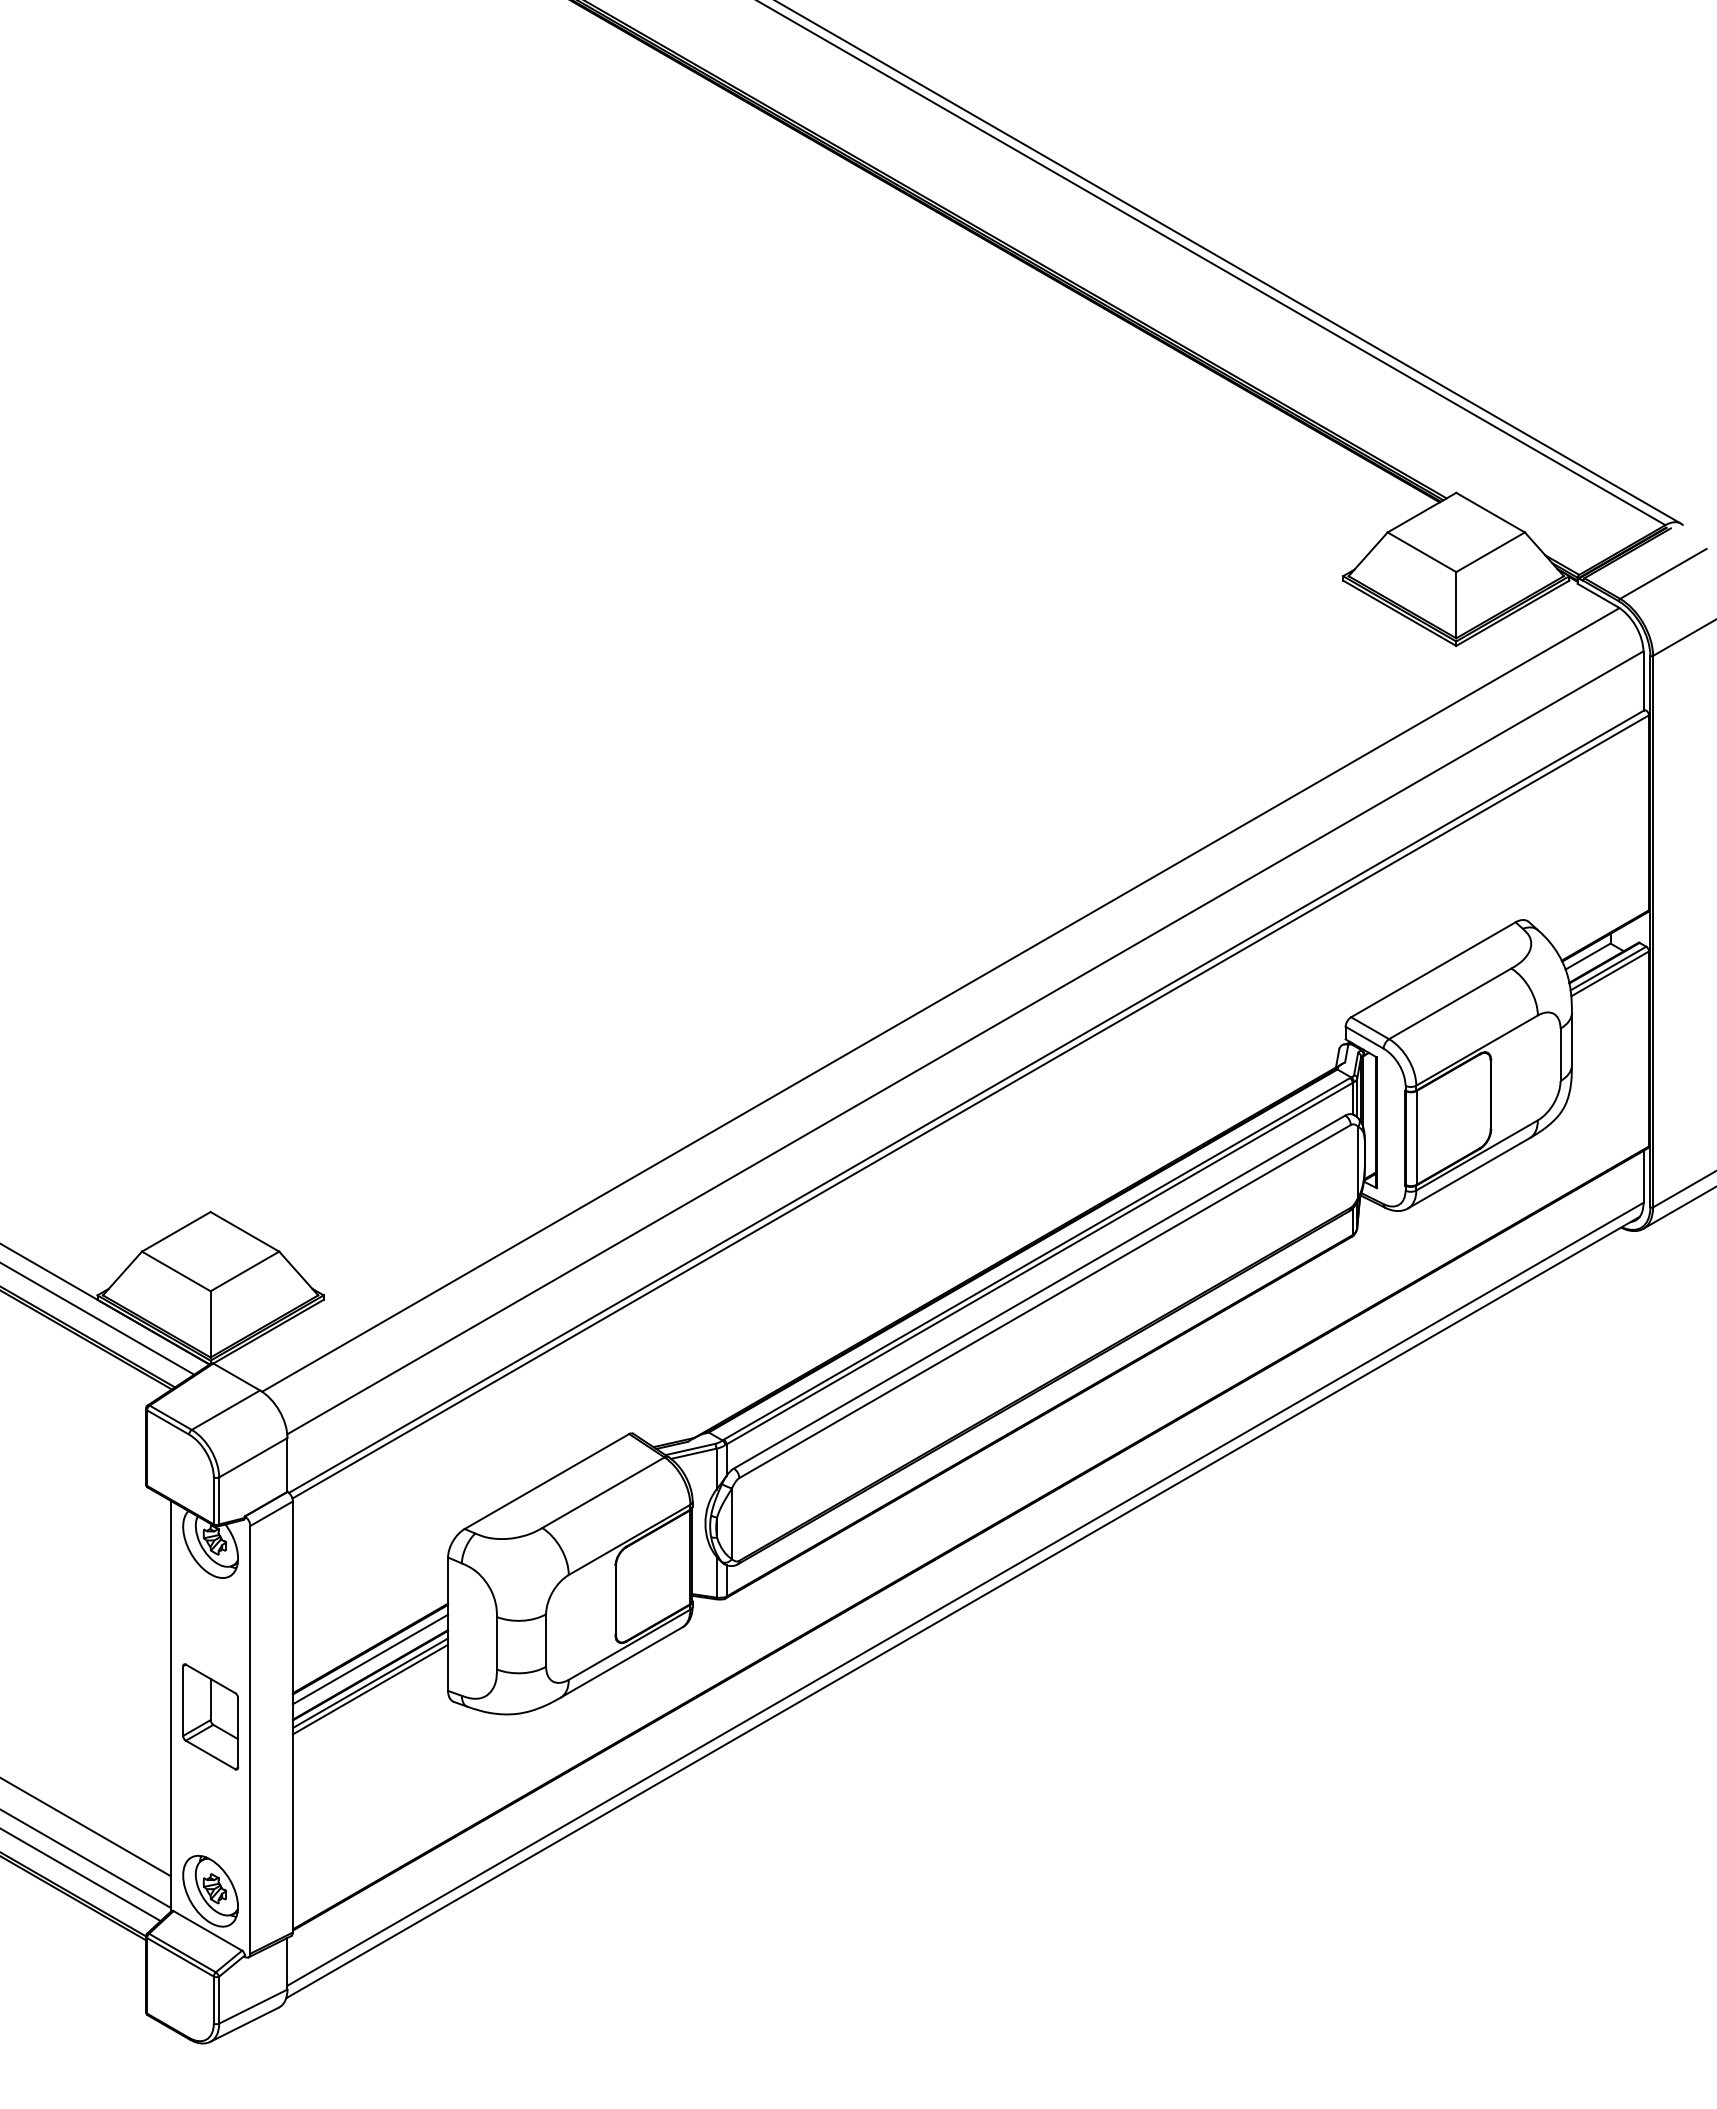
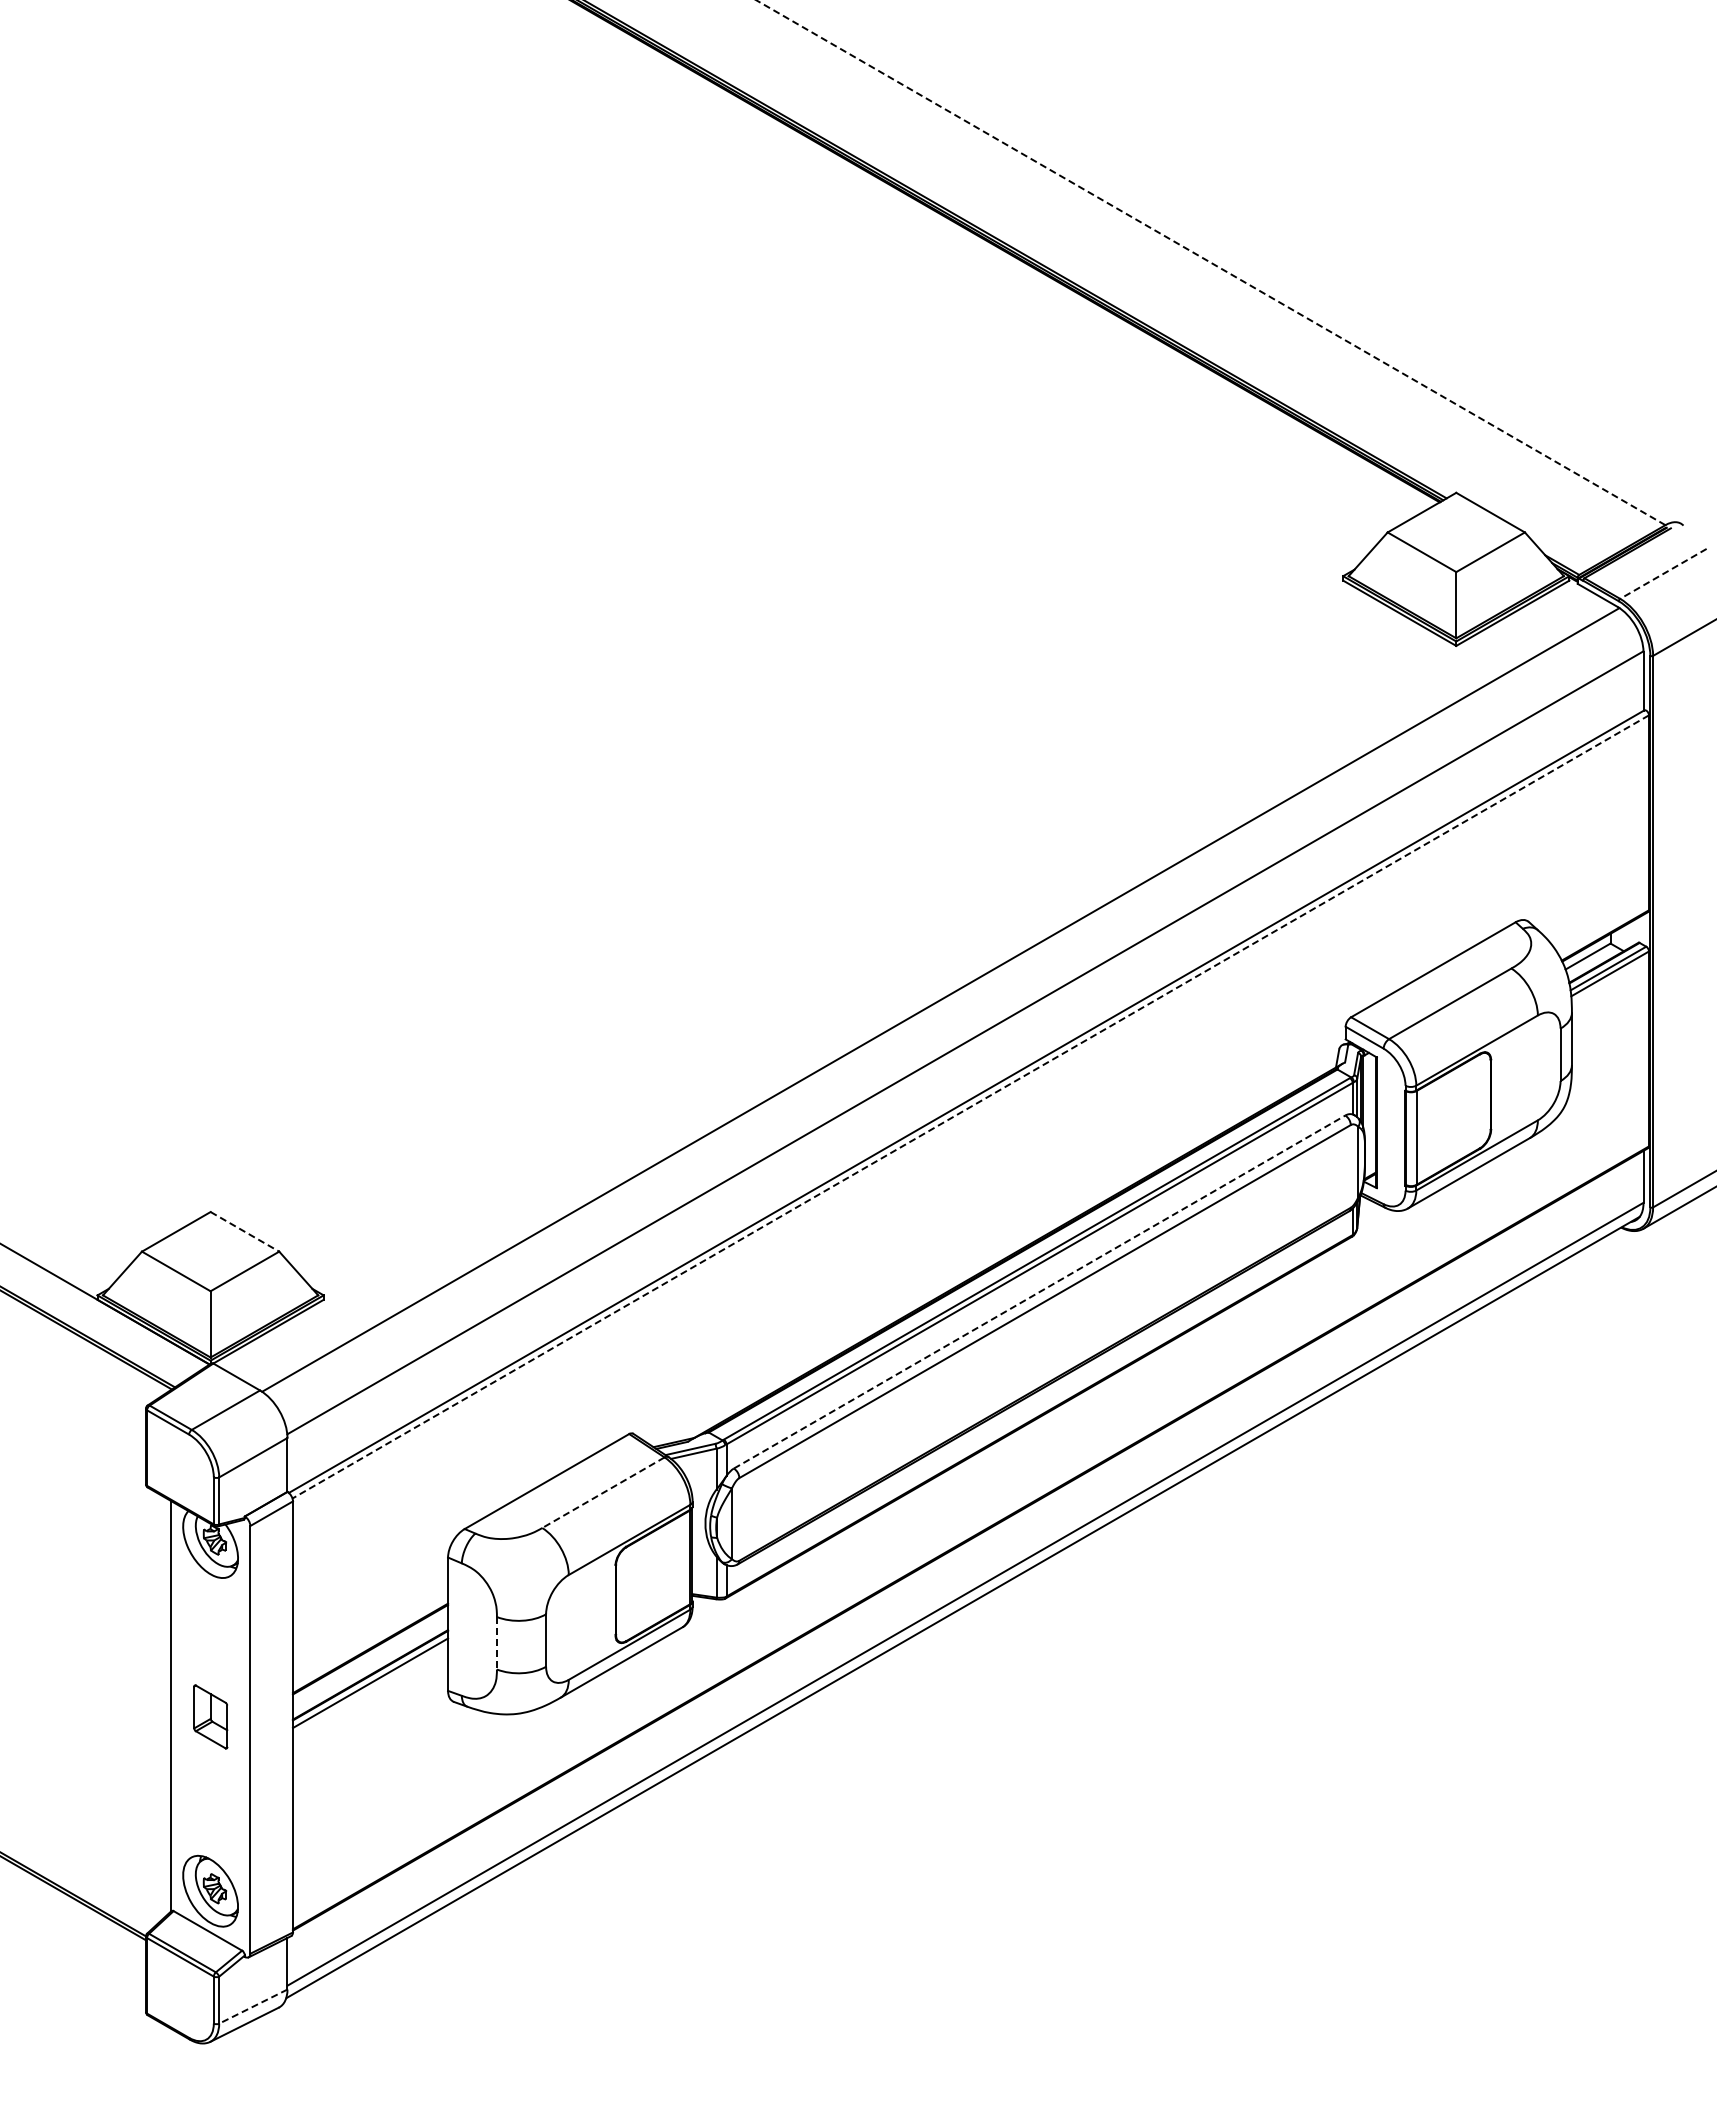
line: solid -> dashed (1210, 262)
line: present -> none (1229, 262)
line: solid -> dashed (1663, 573)
line: solid -> dashed (970, 1107)
line: solid -> dashed (244, 1231)
line: solid -> dashed (1039, 1292)
line: present -> none (98, 1319)
line: solid -> dashed (603, 1492)
line: solid -> dashed (496, 1643)
line: present -> none (370, 1659)
line: present -> none (370, 1689)
part size: 58x108 px -> 36x66 px (210, 1716)
line: present -> none (86, 1827)
line: present -> none (86, 1858)
line: present -> none (81, 1875)
line: solid -> dashed (252, 2006)
